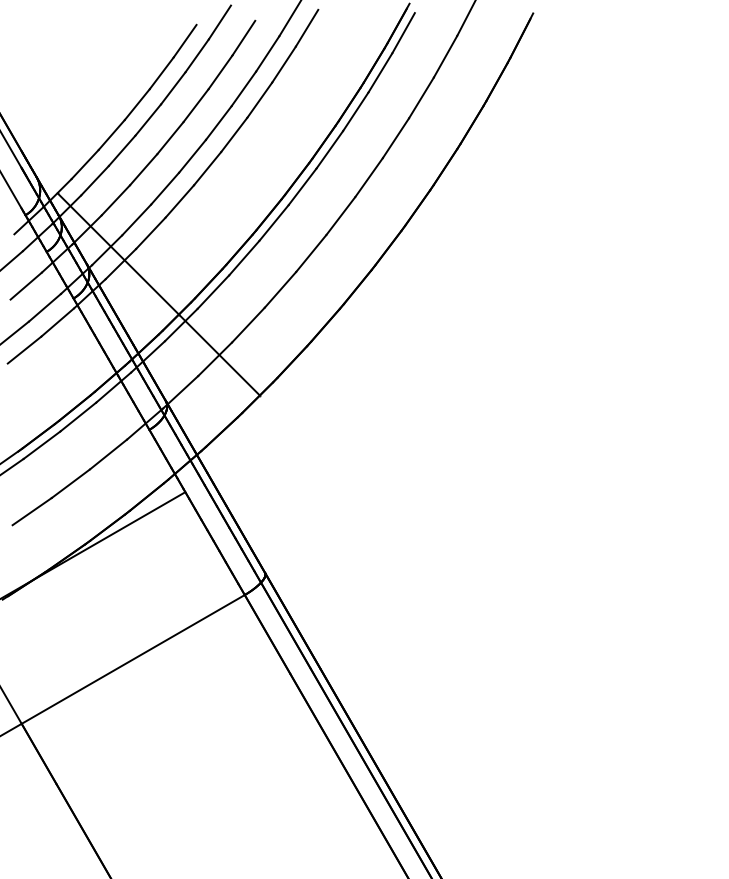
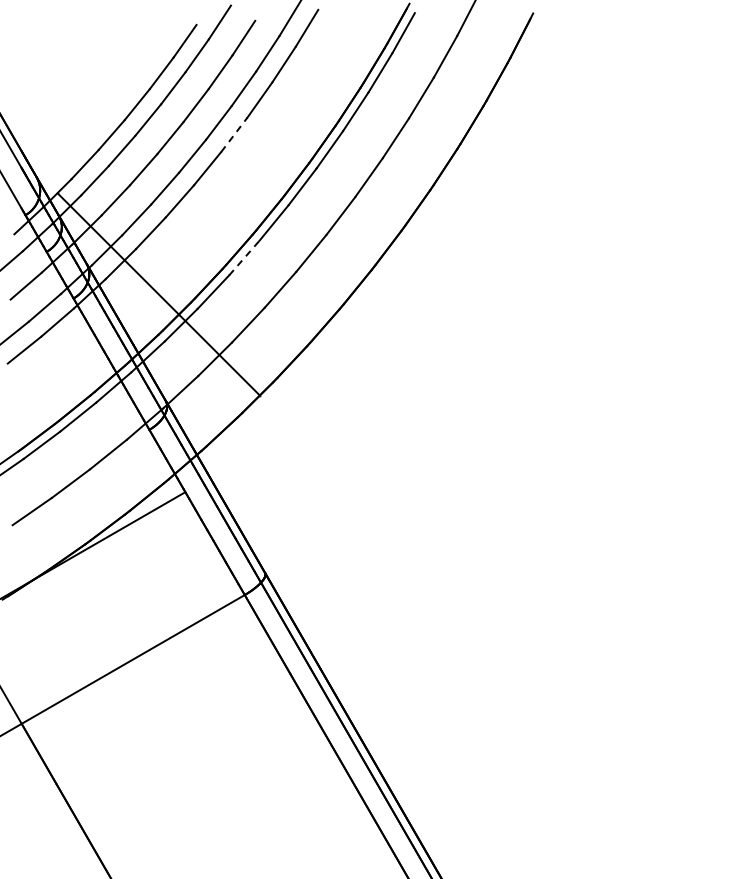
line: solid -> dashed (234, 134)
line: solid -> dashed (244, 257)
